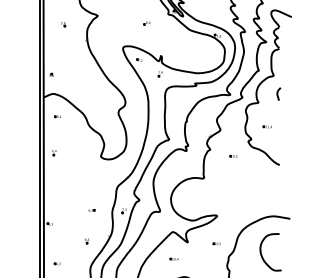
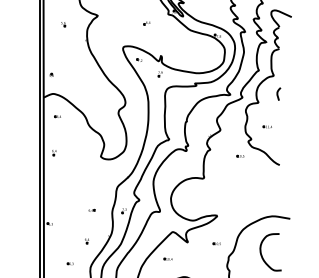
part position: (233, 155) -> (240, 155) (240, 155)
part position: (173, 258) -> (167, 258) (167, 258)
part position: (56, 263) -> (69, 263) (69, 263)
